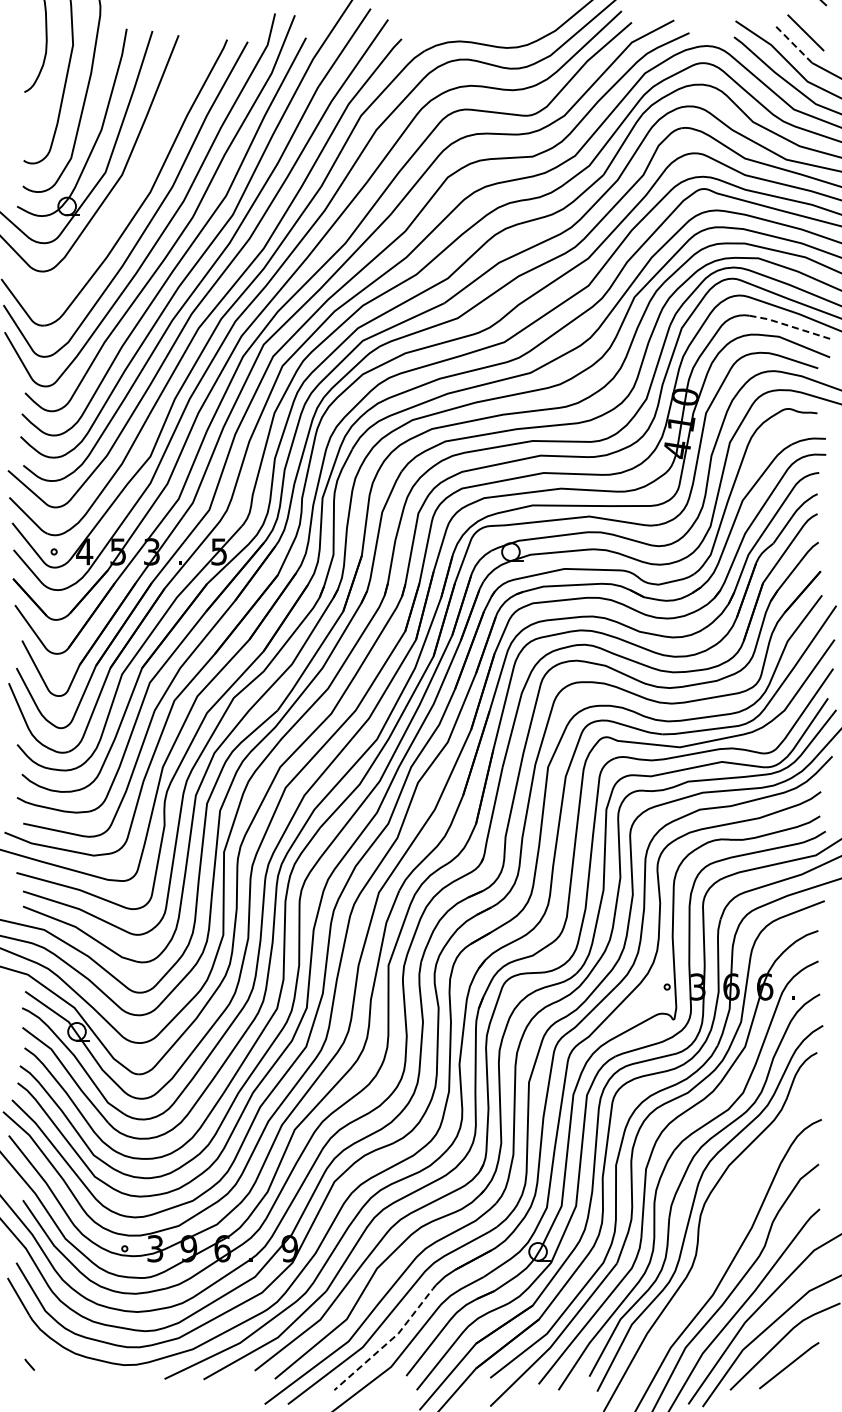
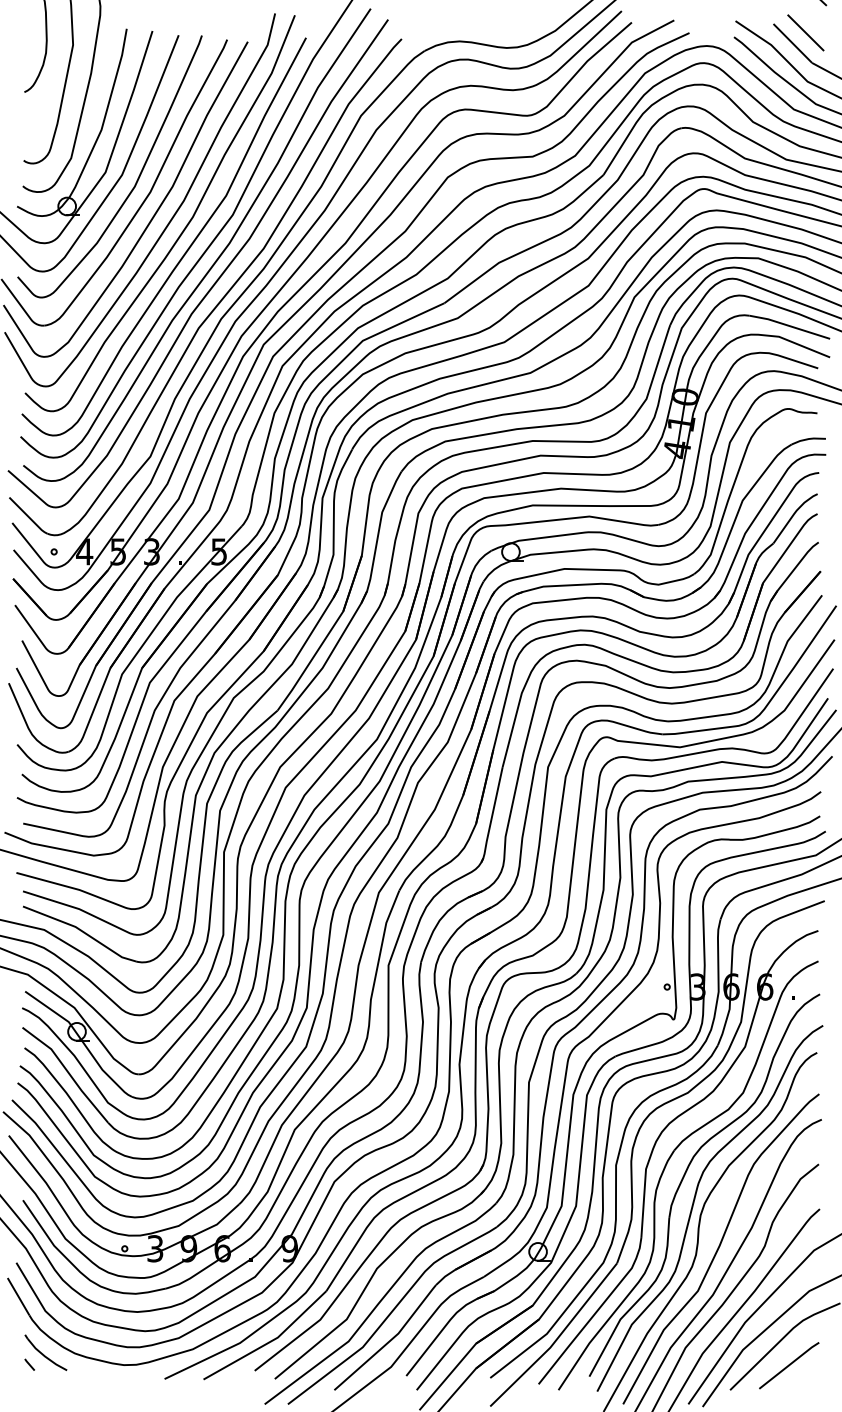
line: dashed -> solid (792, 43)
curve: none -> present (138, 175)
line: dashed -> solid (789, 325)
curve: none -> present (719, 1248)
line: dashed -> solid (390, 1340)
part: none -> present (45, 1352)
